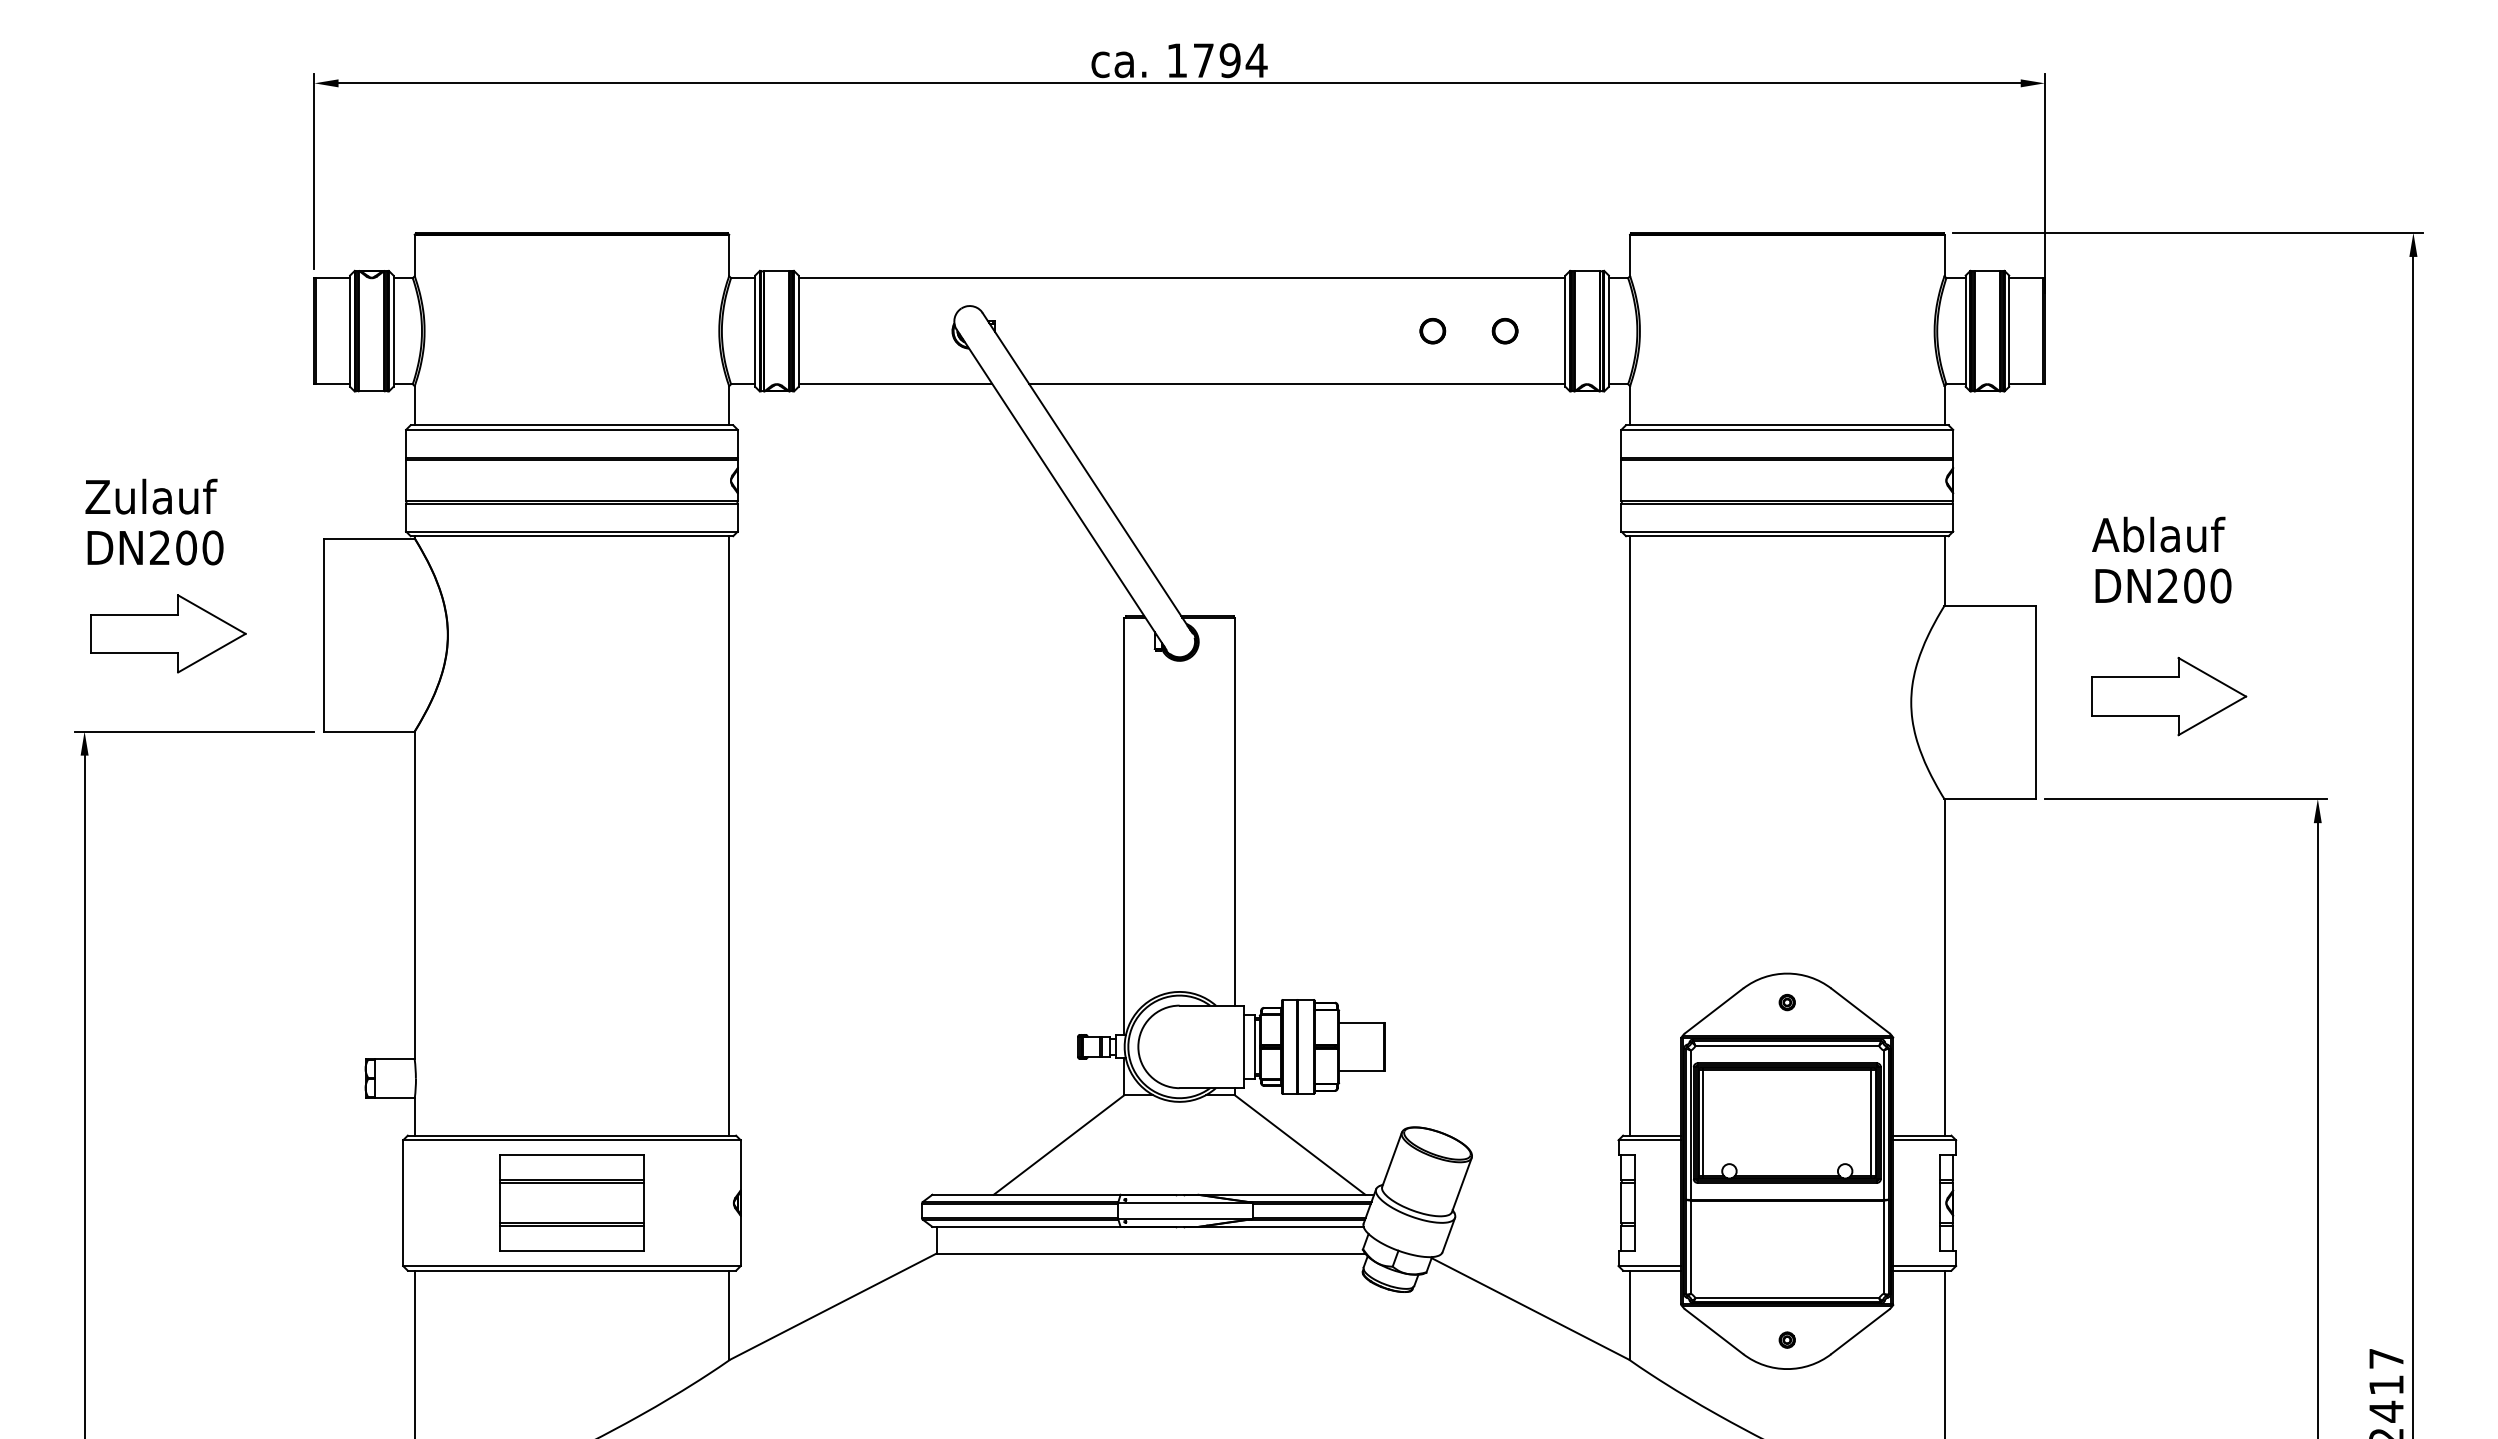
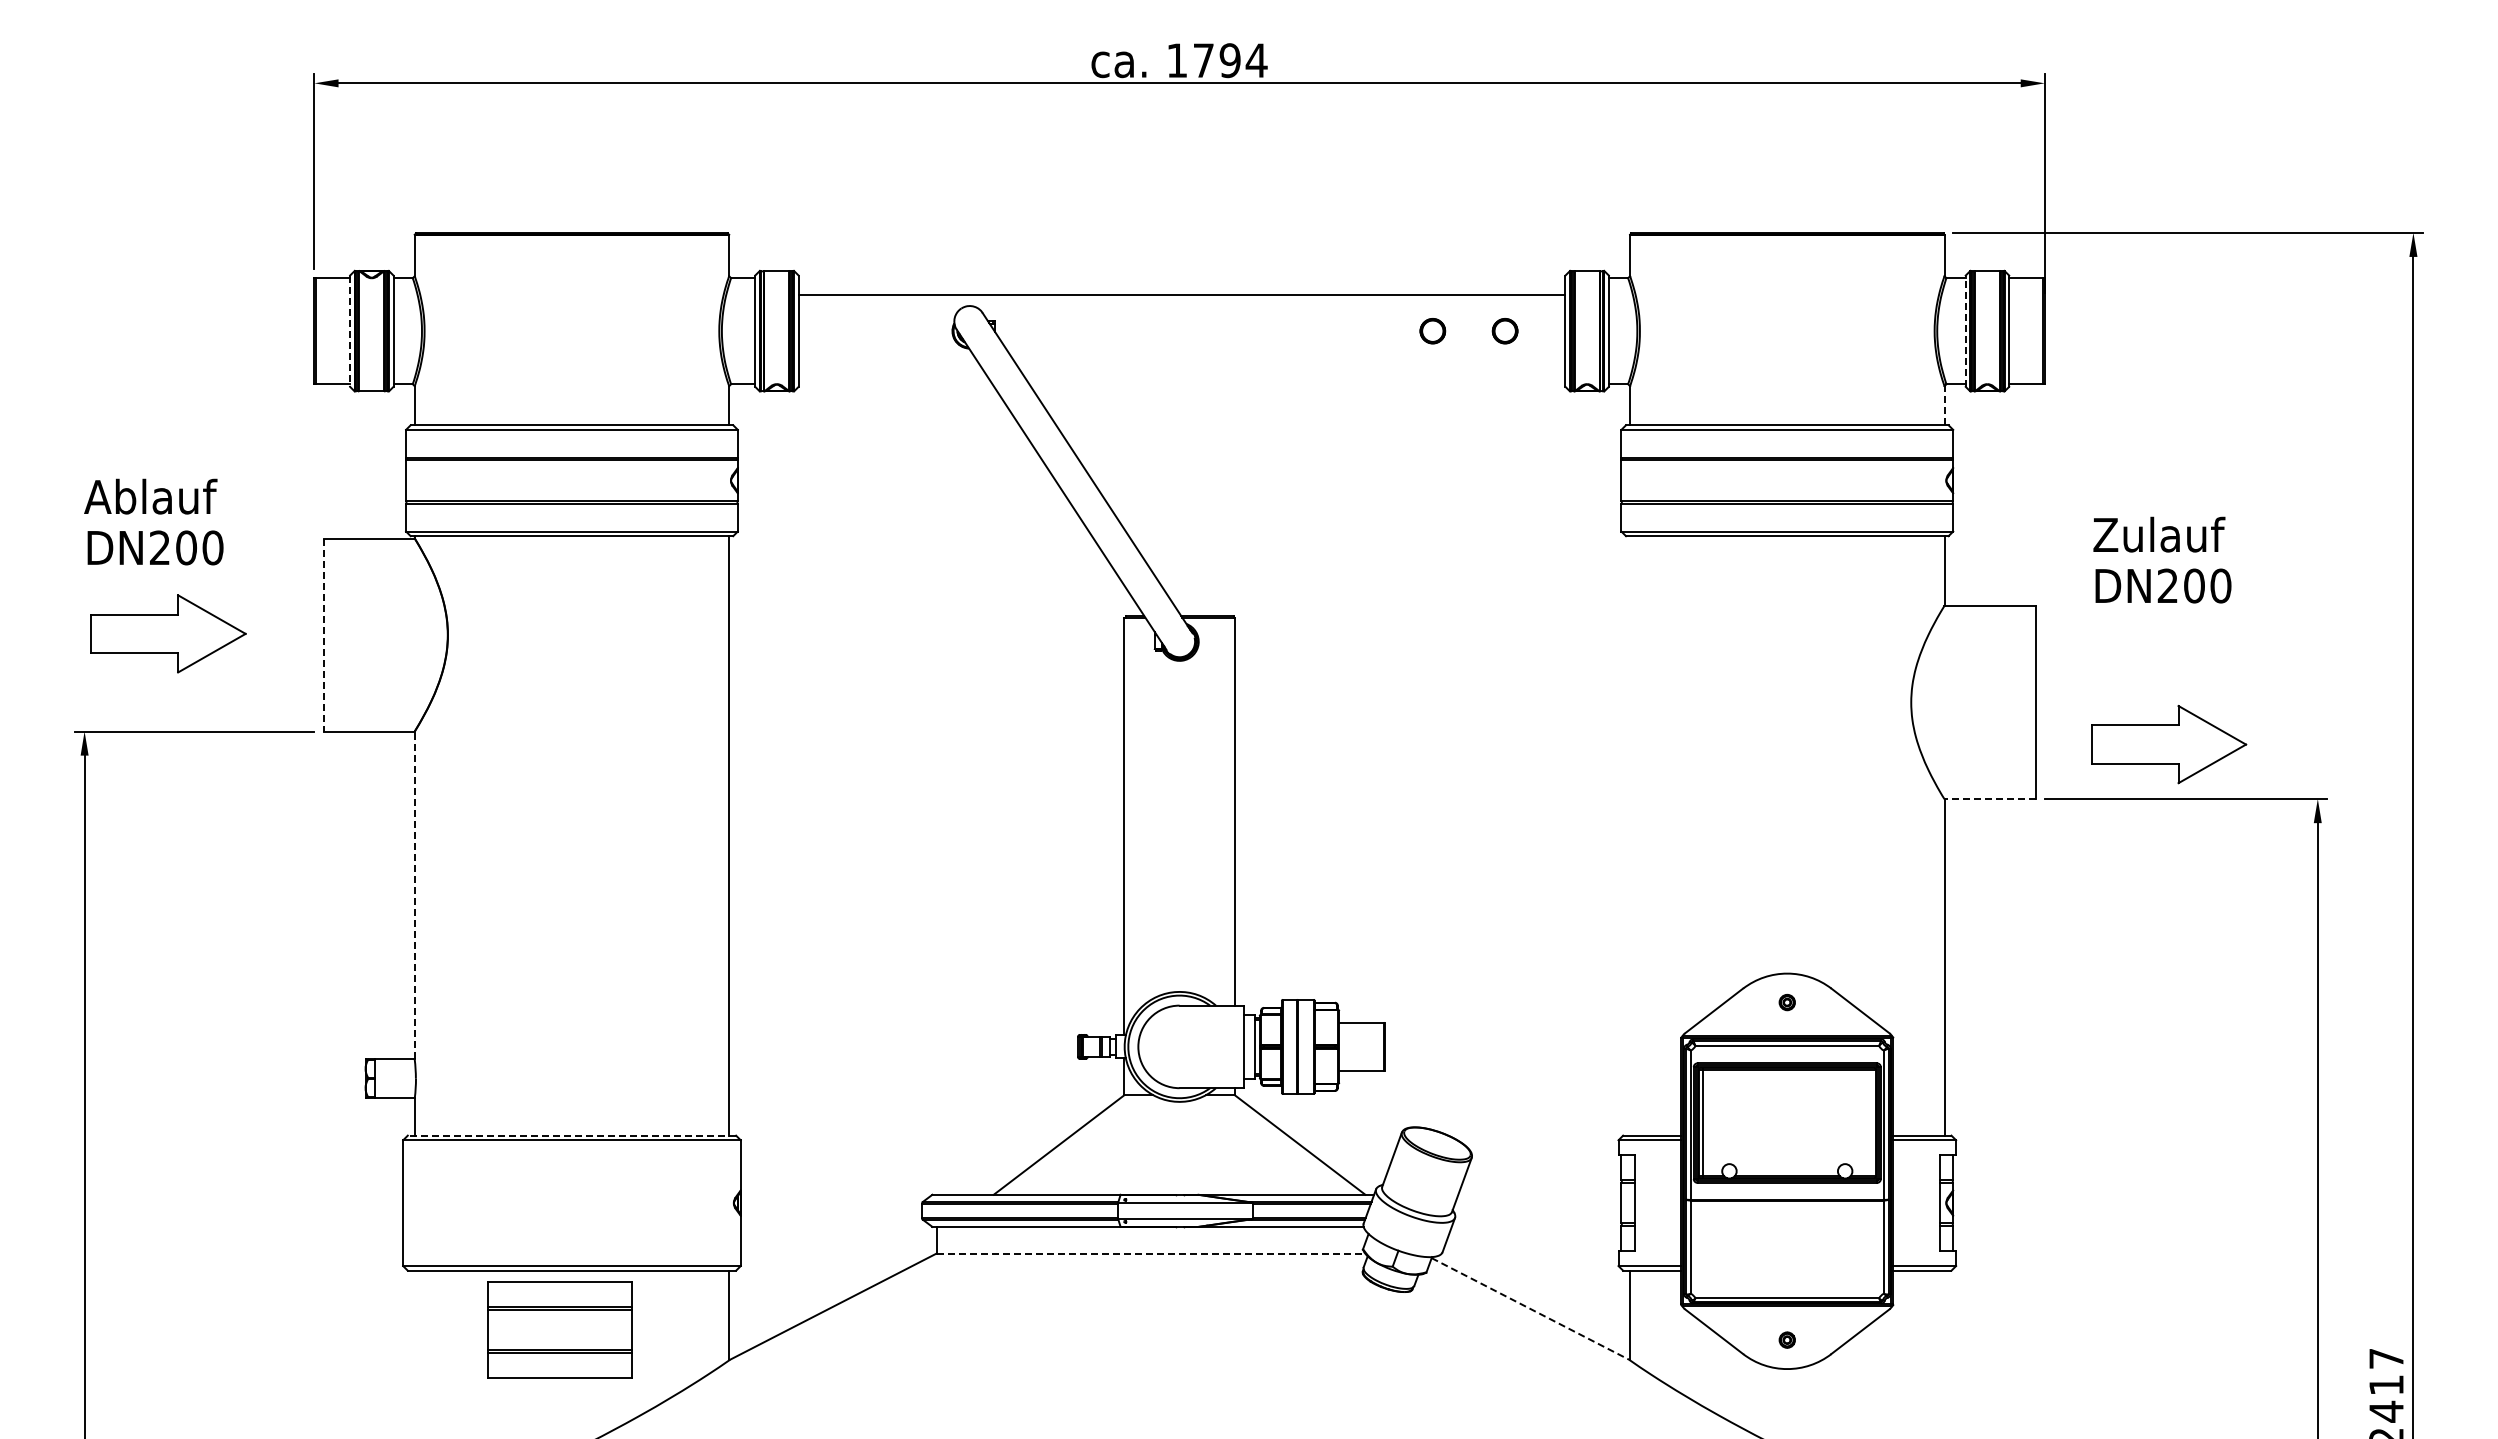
line position: (1181, 278) -> (1181, 295) (1181, 295)
line: solid -> dashed (350, 331)
line: solid -> dashed (1965, 331)
line: present -> none (895, 384)
line: present -> none (1297, 384)
line: solid -> dashed (1944, 405)
text: Zulauf -> Ablauf (110, 496)
text: Ablauf -> Zulauf (2118, 534)
line: solid -> dashed (323, 635)
part position: (2169, 696) -> (2169, 744) (2169, 744)
line: solid -> dashed (1990, 799)
line: present -> none (1630, 835)
line: solid -> dashed (414, 895)
line: present -> none (1871, 1123)
line: solid -> dashed (571, 1135)
part position: (571, 1202) -> (559, 1329) (559, 1329)
line: solid -> dashed (1151, 1253)
line: solid -> dashed (1530, 1309)
line: present -> none (414, 1352)
line: present -> none (1944, 1352)
